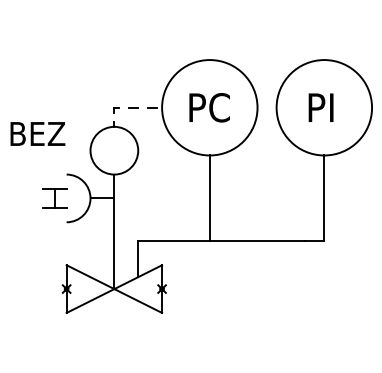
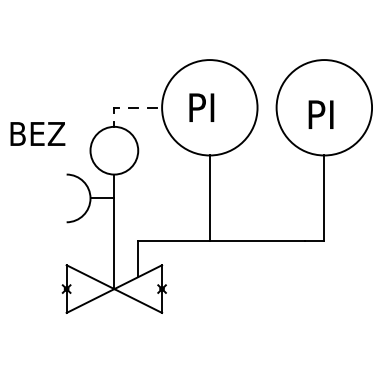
text: PC -> PI (219, 107)
text position: (320, 107) -> (320, 114) (320, 114)
part: present -> none (54, 198)
